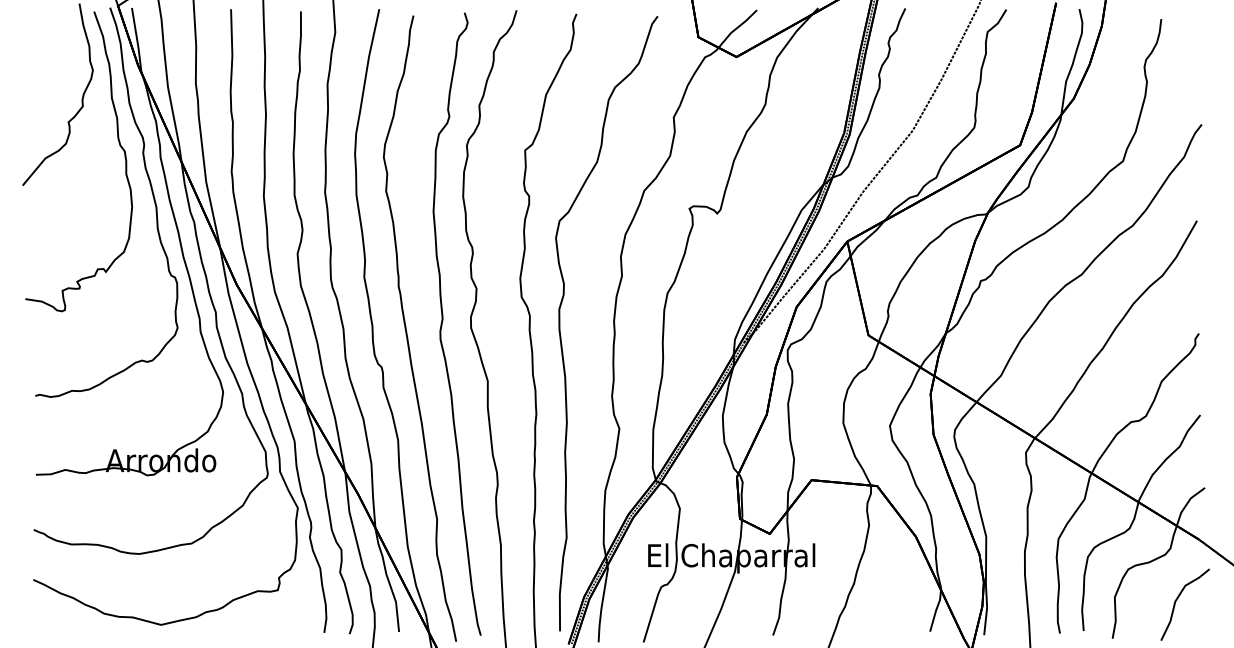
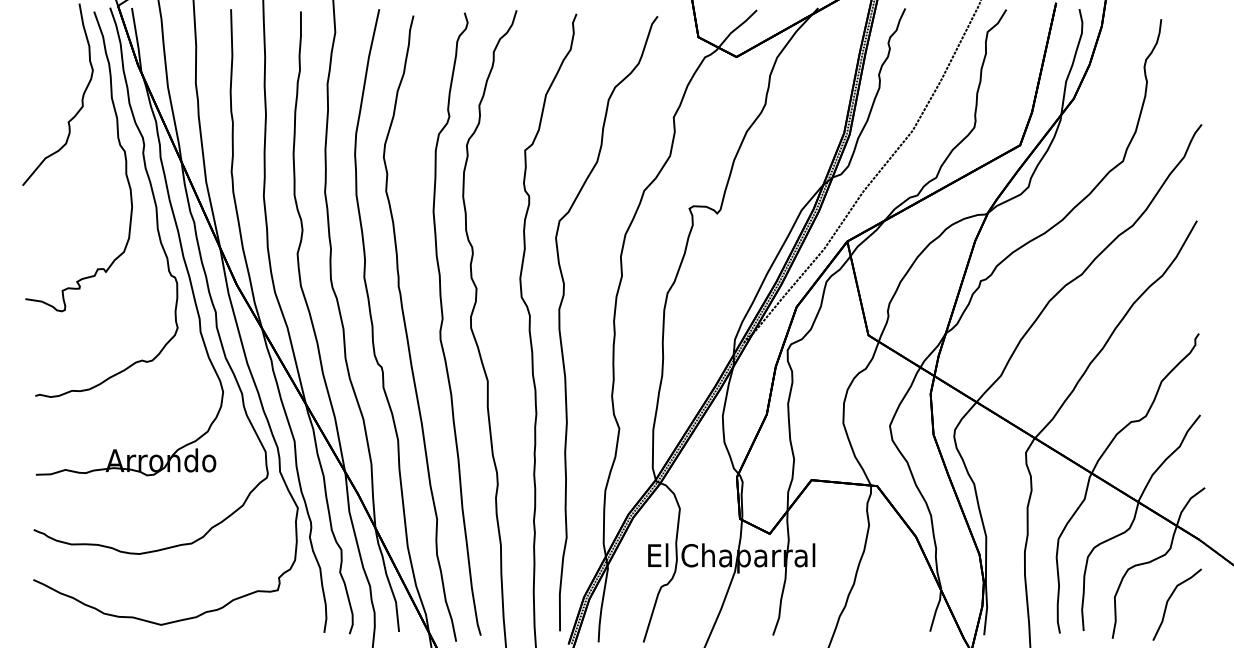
curve position: (1177, 600) -> (1169, 600) (1169, 600)
